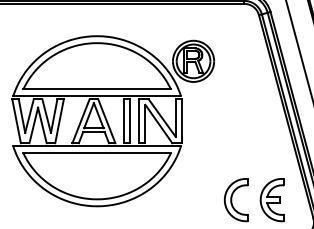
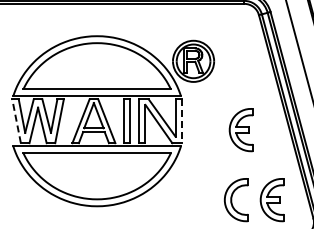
line: solid -> dashed (16, 120)
line: solid -> dashed (181, 121)
part: none -> present (240, 130)
